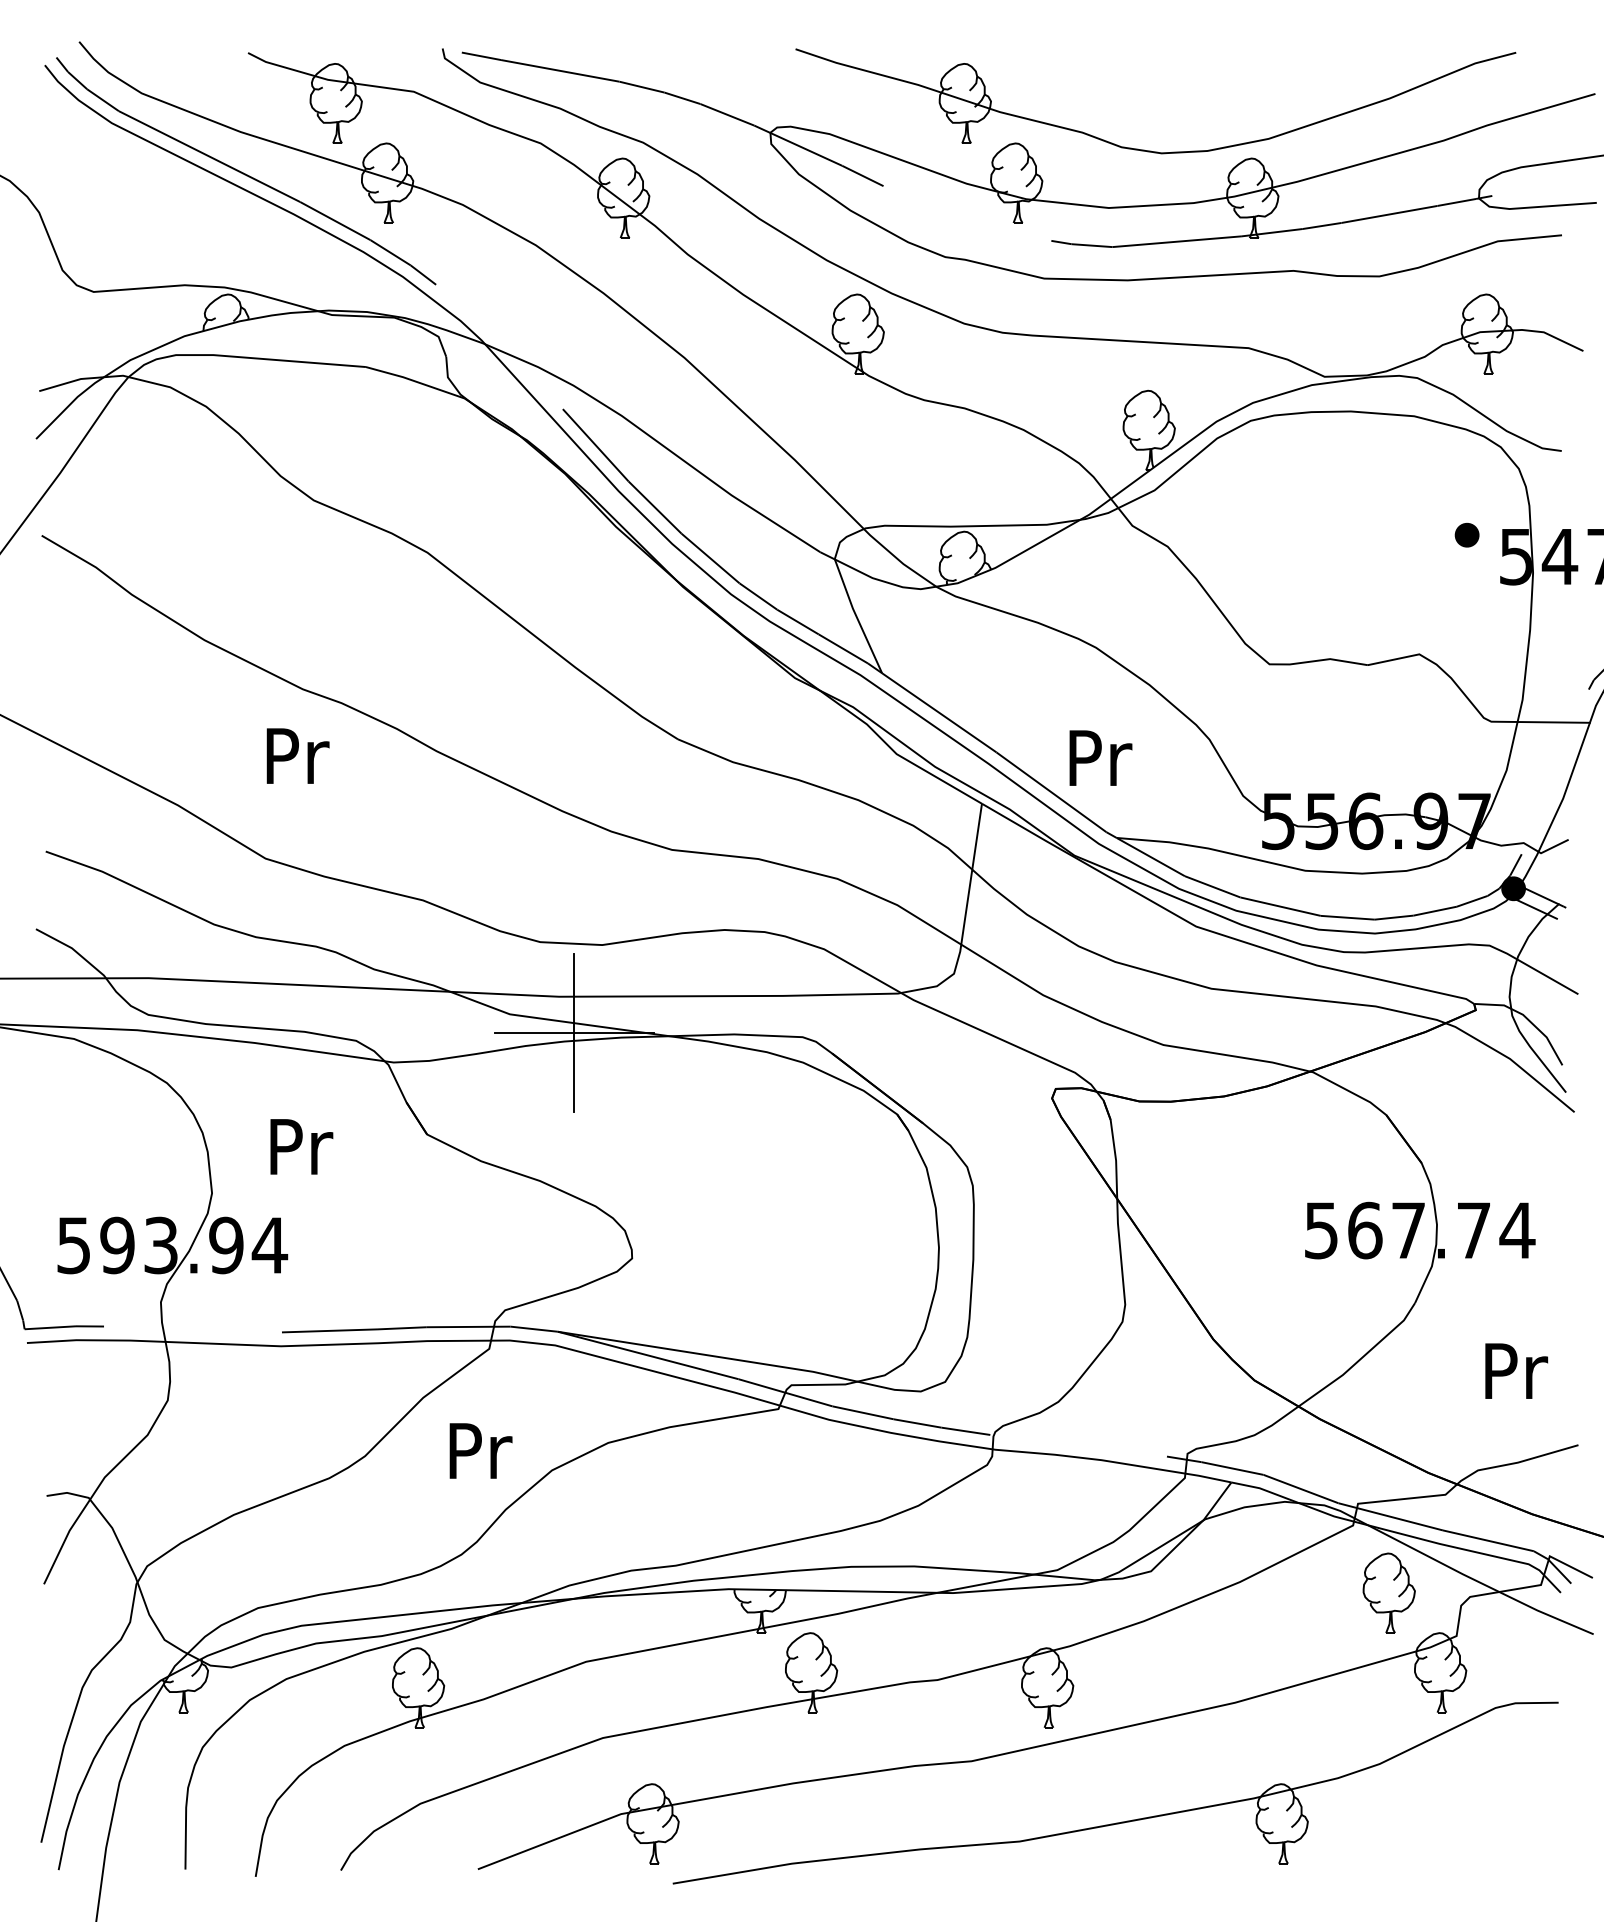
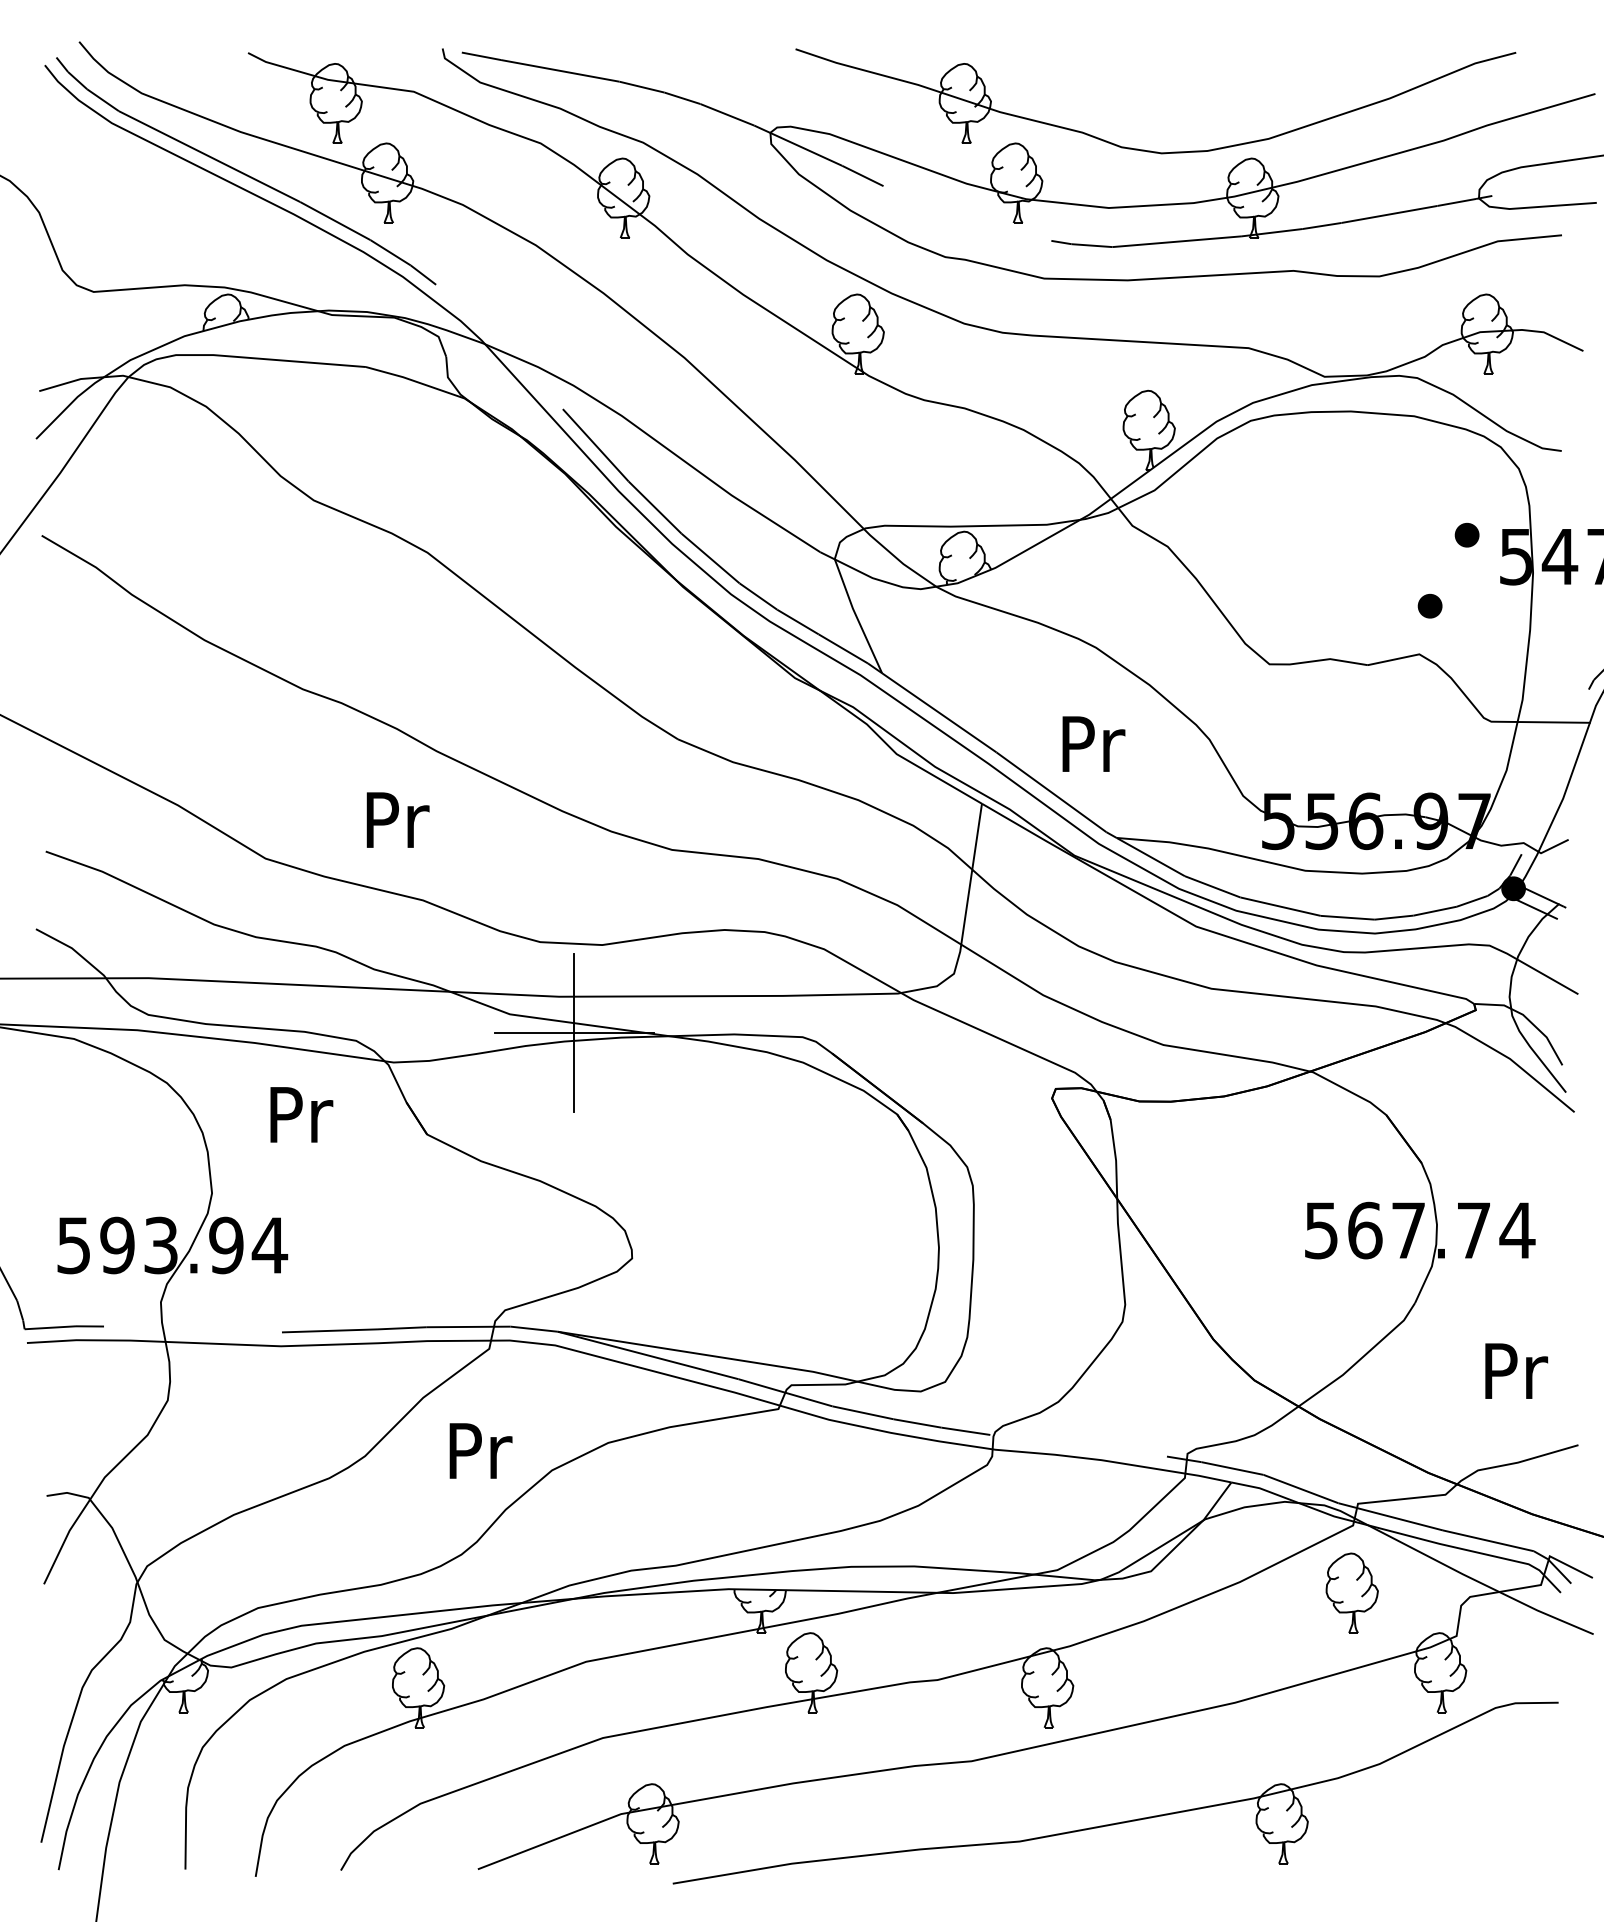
part: none -> present (1429, 605)
text position: (297, 755) -> (397, 819) (397, 819)
text position: (1100, 757) -> (1093, 743) (1093, 743)
text position: (301, 1146) -> (301, 1114) (301, 1114)
part position: (1388, 1592) -> (1351, 1592) (1351, 1592)
